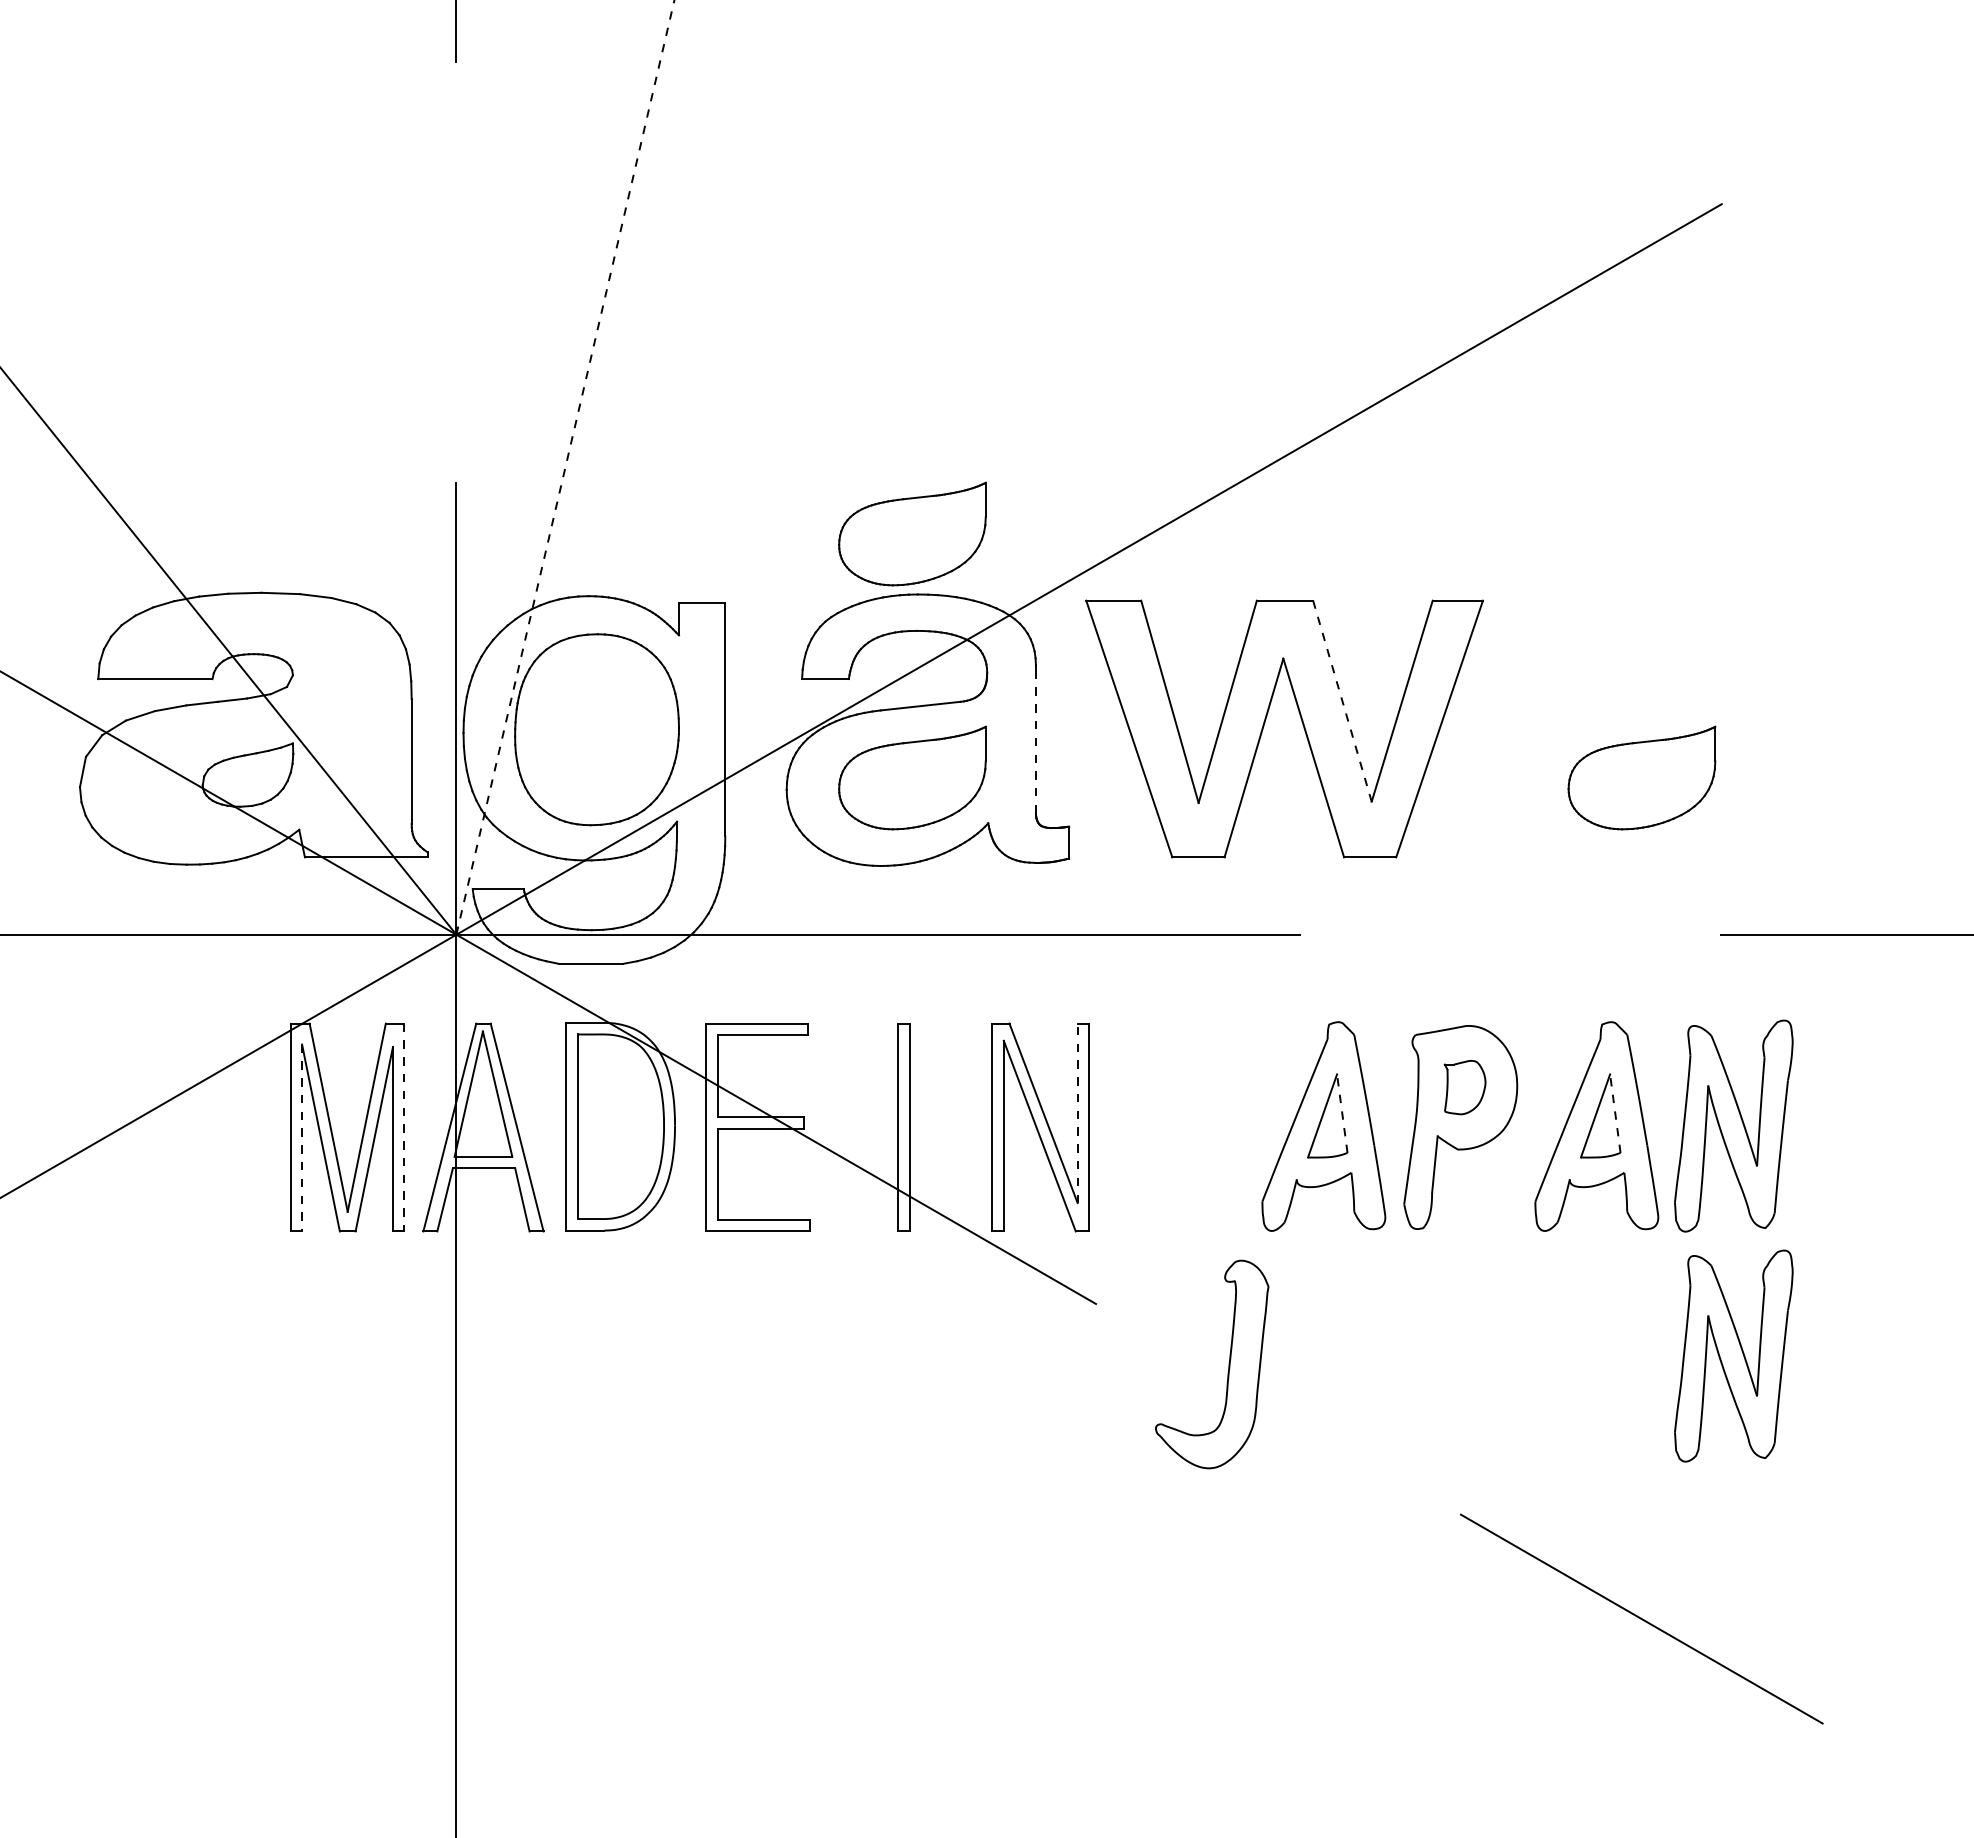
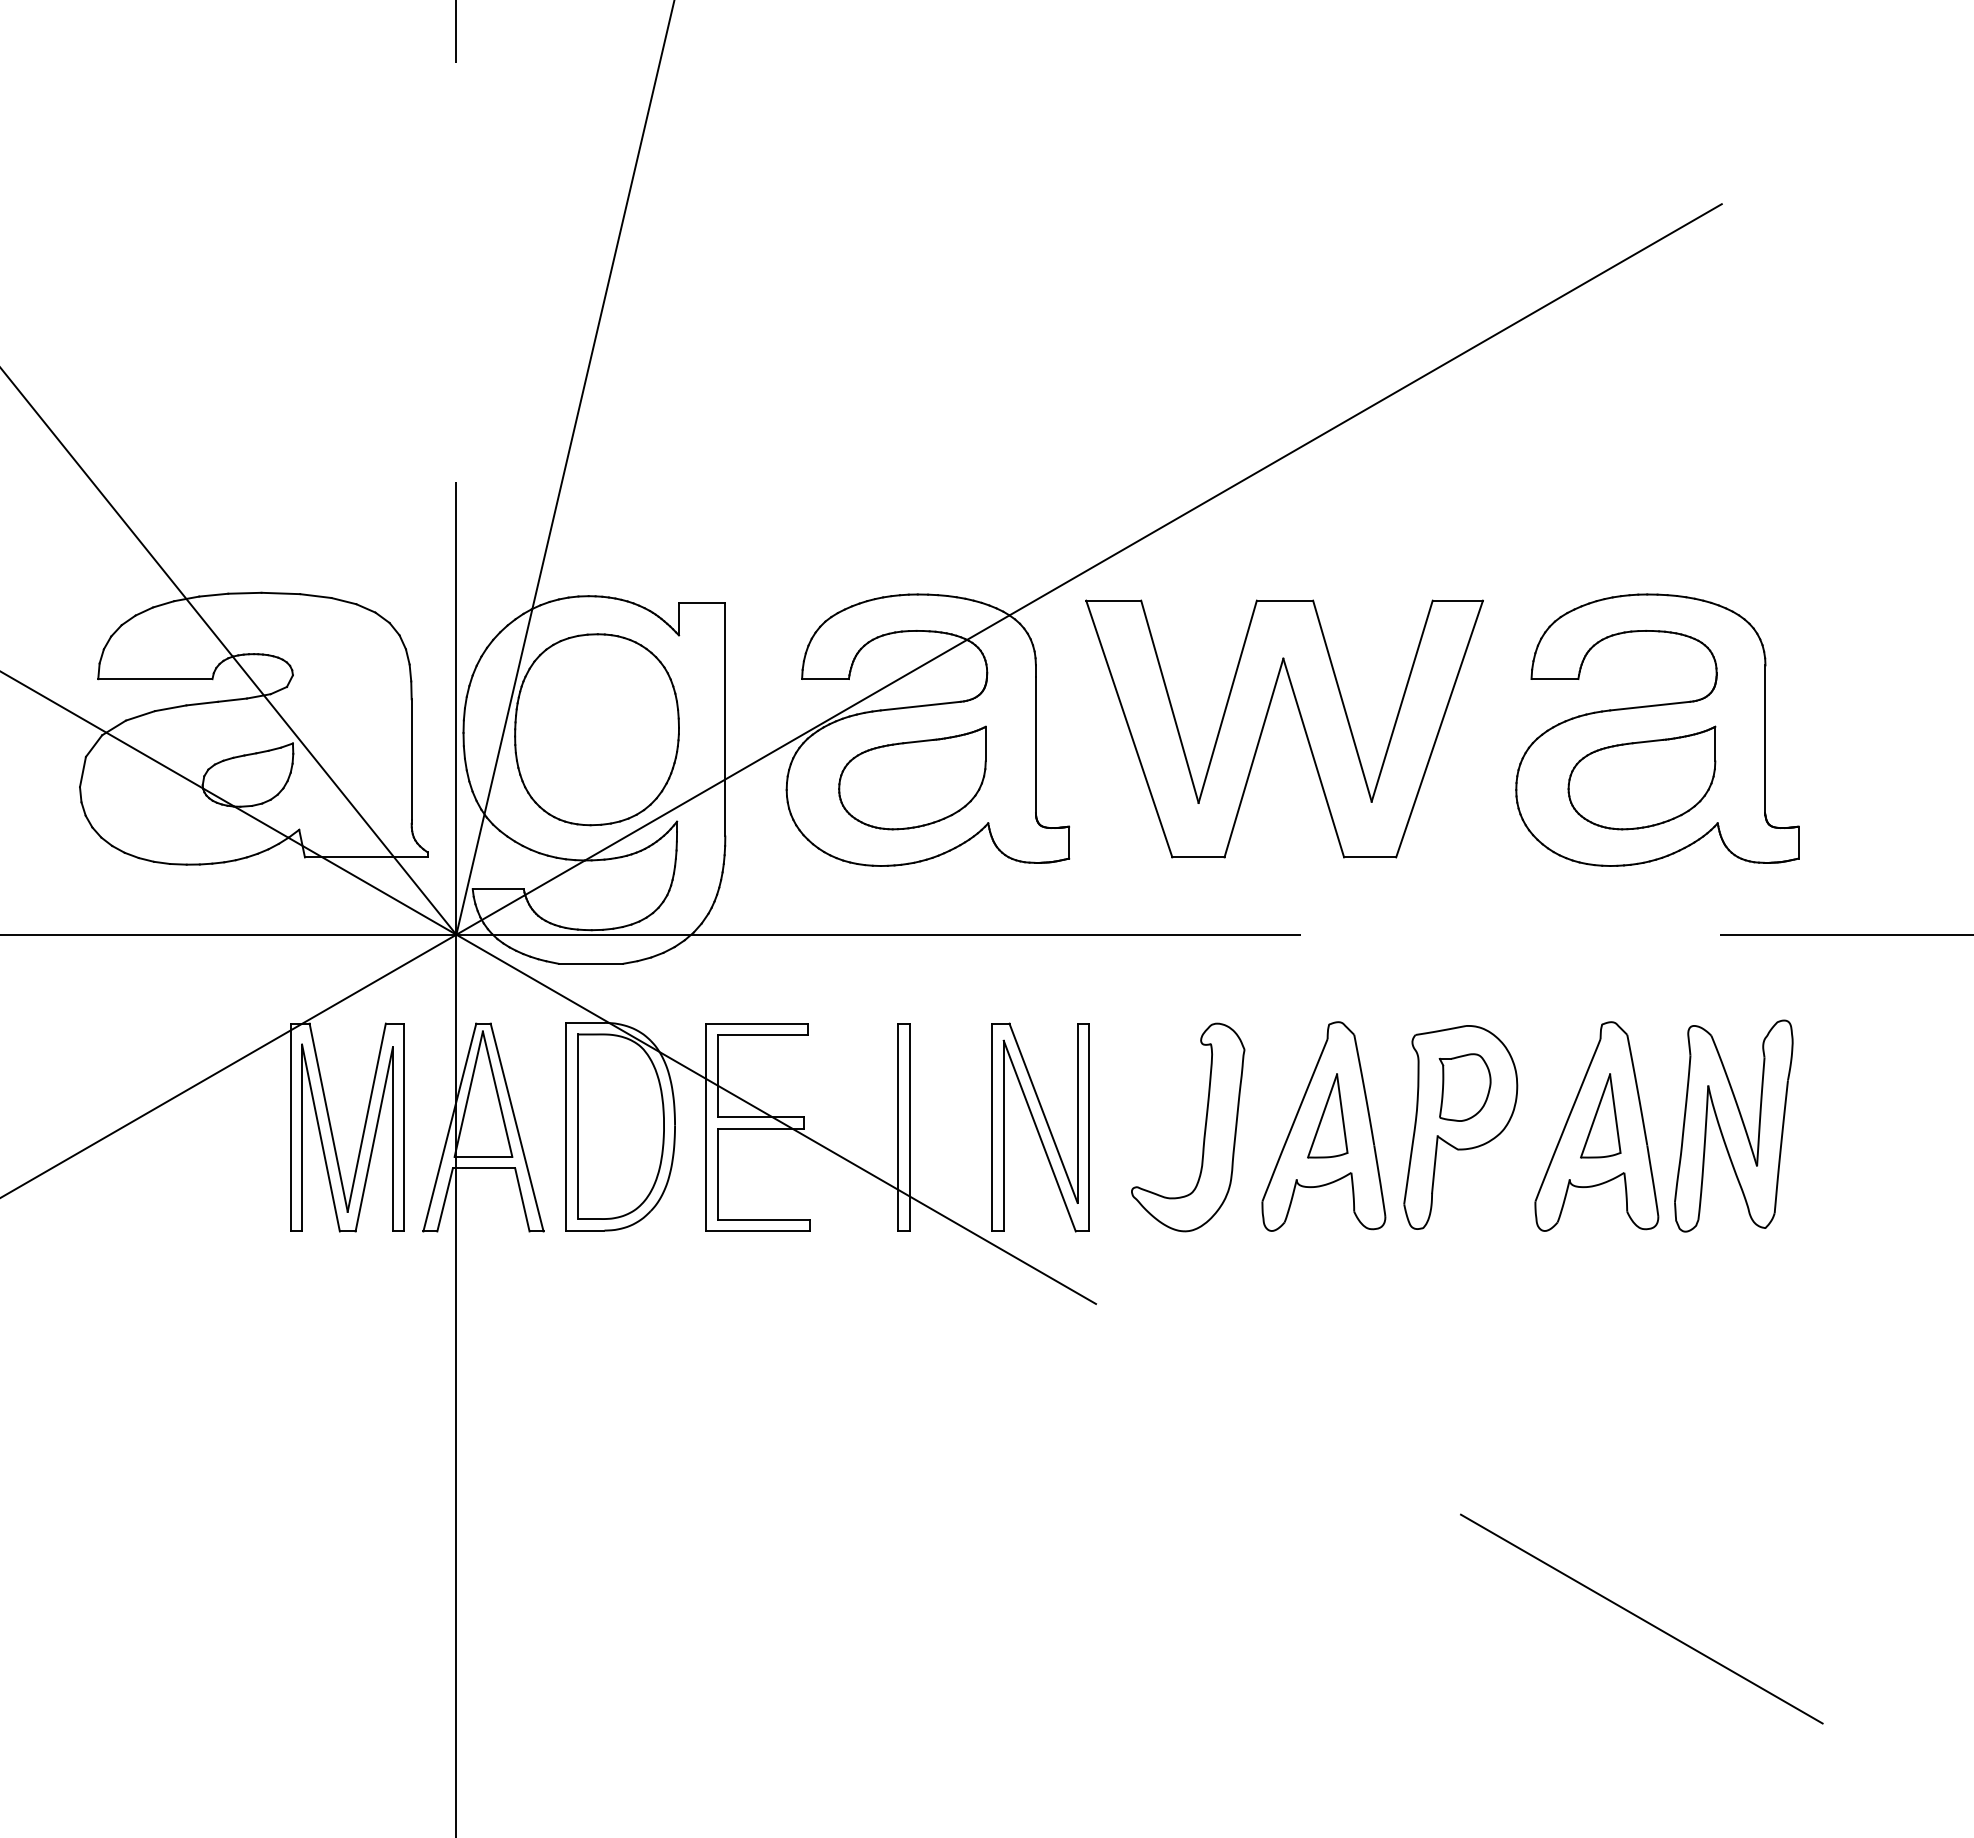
line: dashed -> solid (565, 467)
part: present -> none (912, 533)
line: dashed -> solid (1342, 701)
part: none -> present (1657, 729)
line: dashed -> solid (1035, 744)
part size: 44x57 px -> 54x69 px (1464, 1087)
line: dashed -> solid (1077, 1113)
line: dashed -> solid (1342, 1113)
line: dashed -> solid (1615, 1113)
line: dashed -> solid (404, 1127)
line: dashed -> solid (302, 1138)
part: present -> none (1733, 1355)
part position: (1228, 1364) -> (1204, 1127) (1204, 1127)
